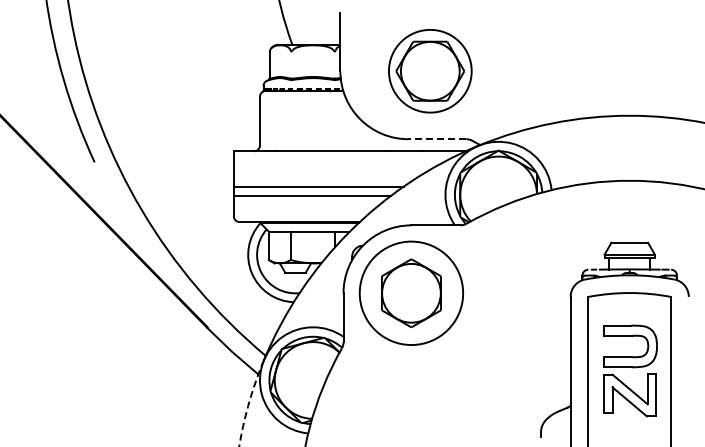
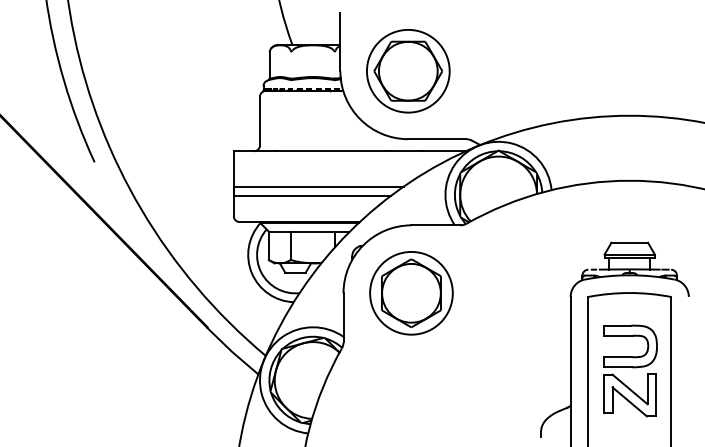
part position: (430, 71) -> (408, 71) (408, 71)
line: dashed -> solid (437, 139)
circle diameter: 103 px -> 83 px (411, 292)
arc: dashed -> solid (249, 402)
